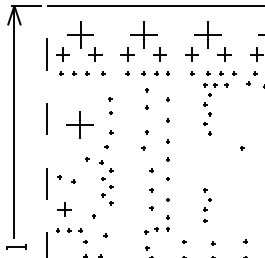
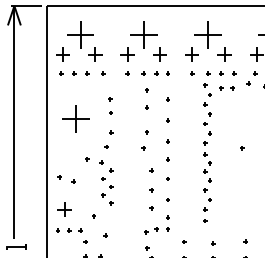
part position: (220, 85) -> (226, 88) (226, 88)
part position: (79, 124) -> (75, 118) (75, 118)
line: dashed -> solid (46, 132)
part: none -> present (207, 161)
